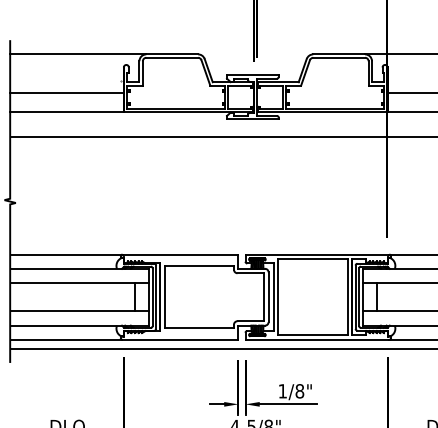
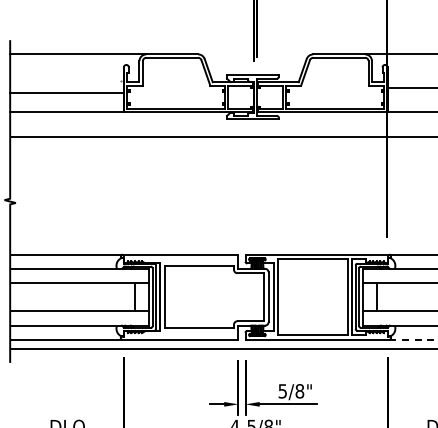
line position: (410, 93) -> (410, 88) (410, 88)
line: solid -> dashed (413, 339)
text: 1/8" -> 5/8" (282, 391)
